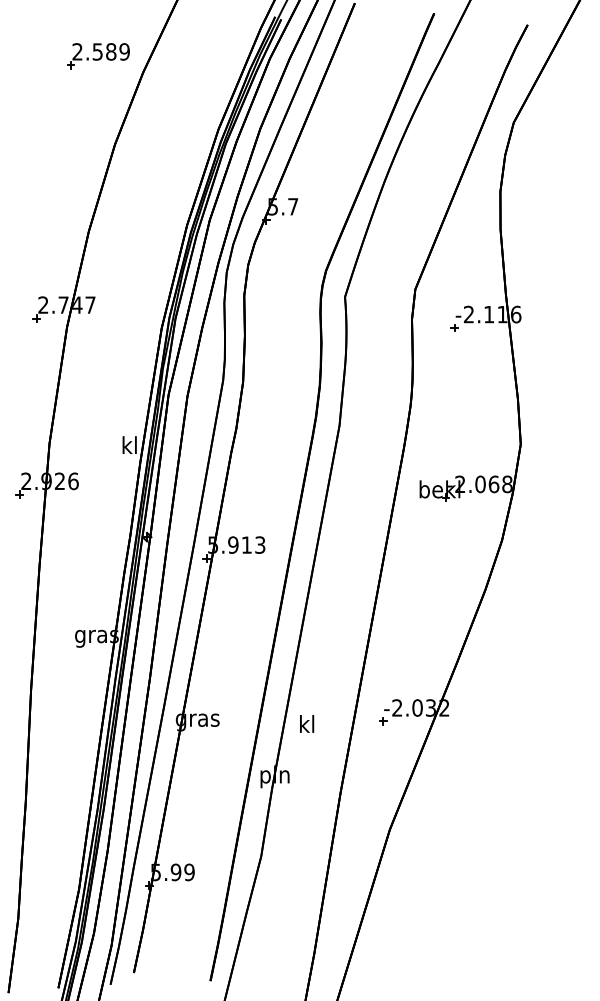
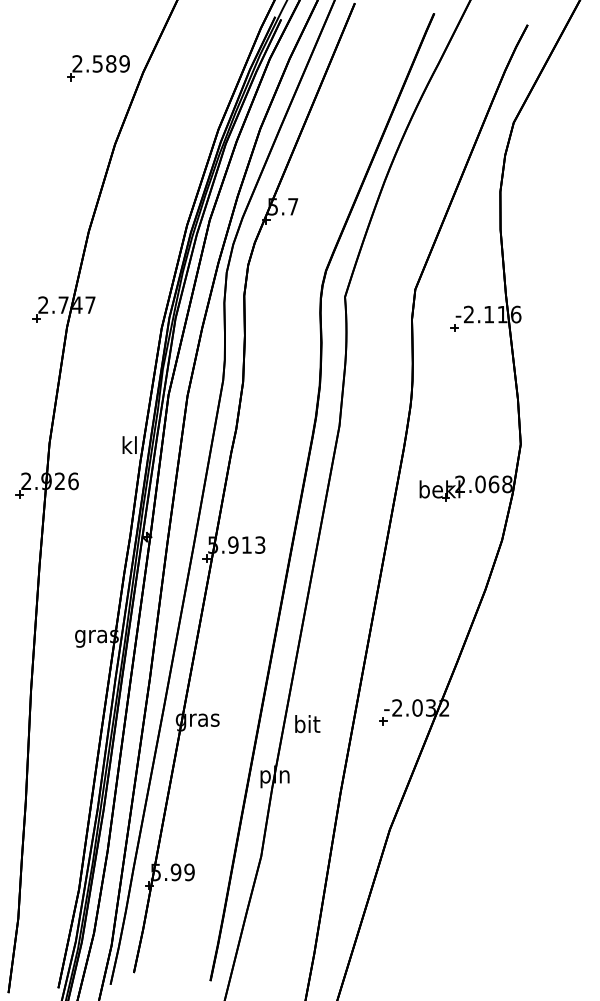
part position: (98, 56) -> (98, 68) (98, 68)
text: kl -> bit (307, 724)
